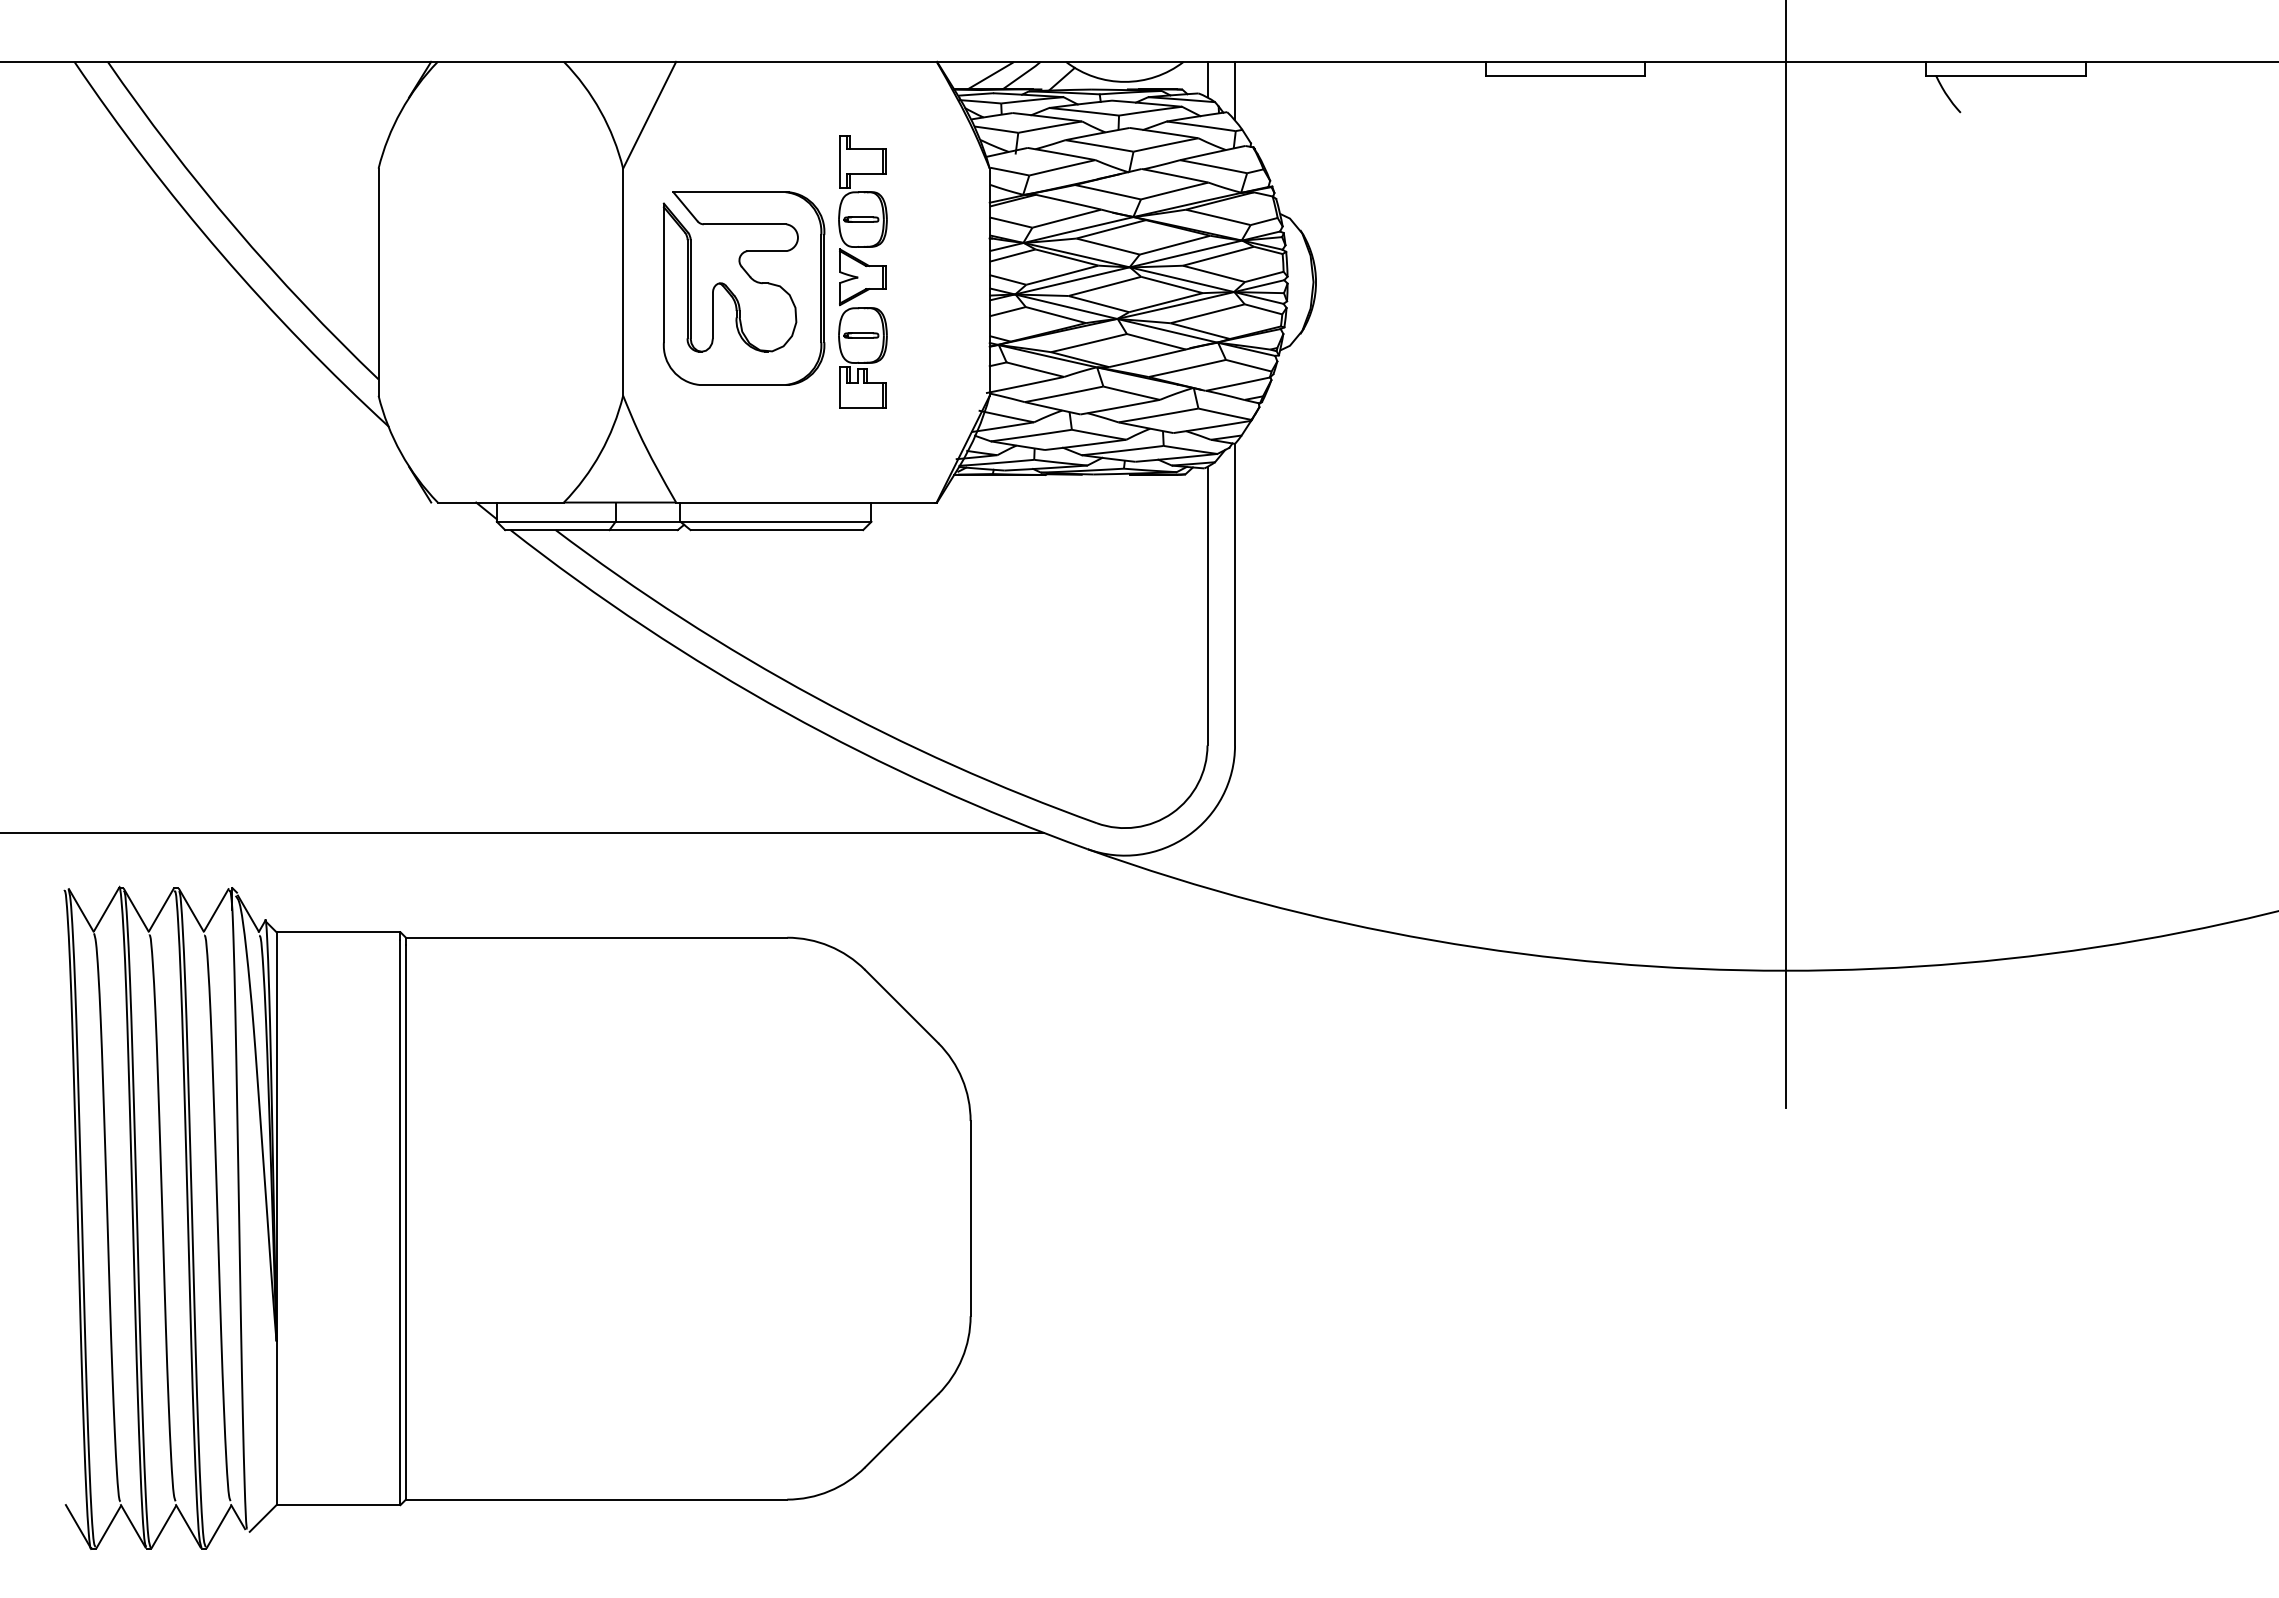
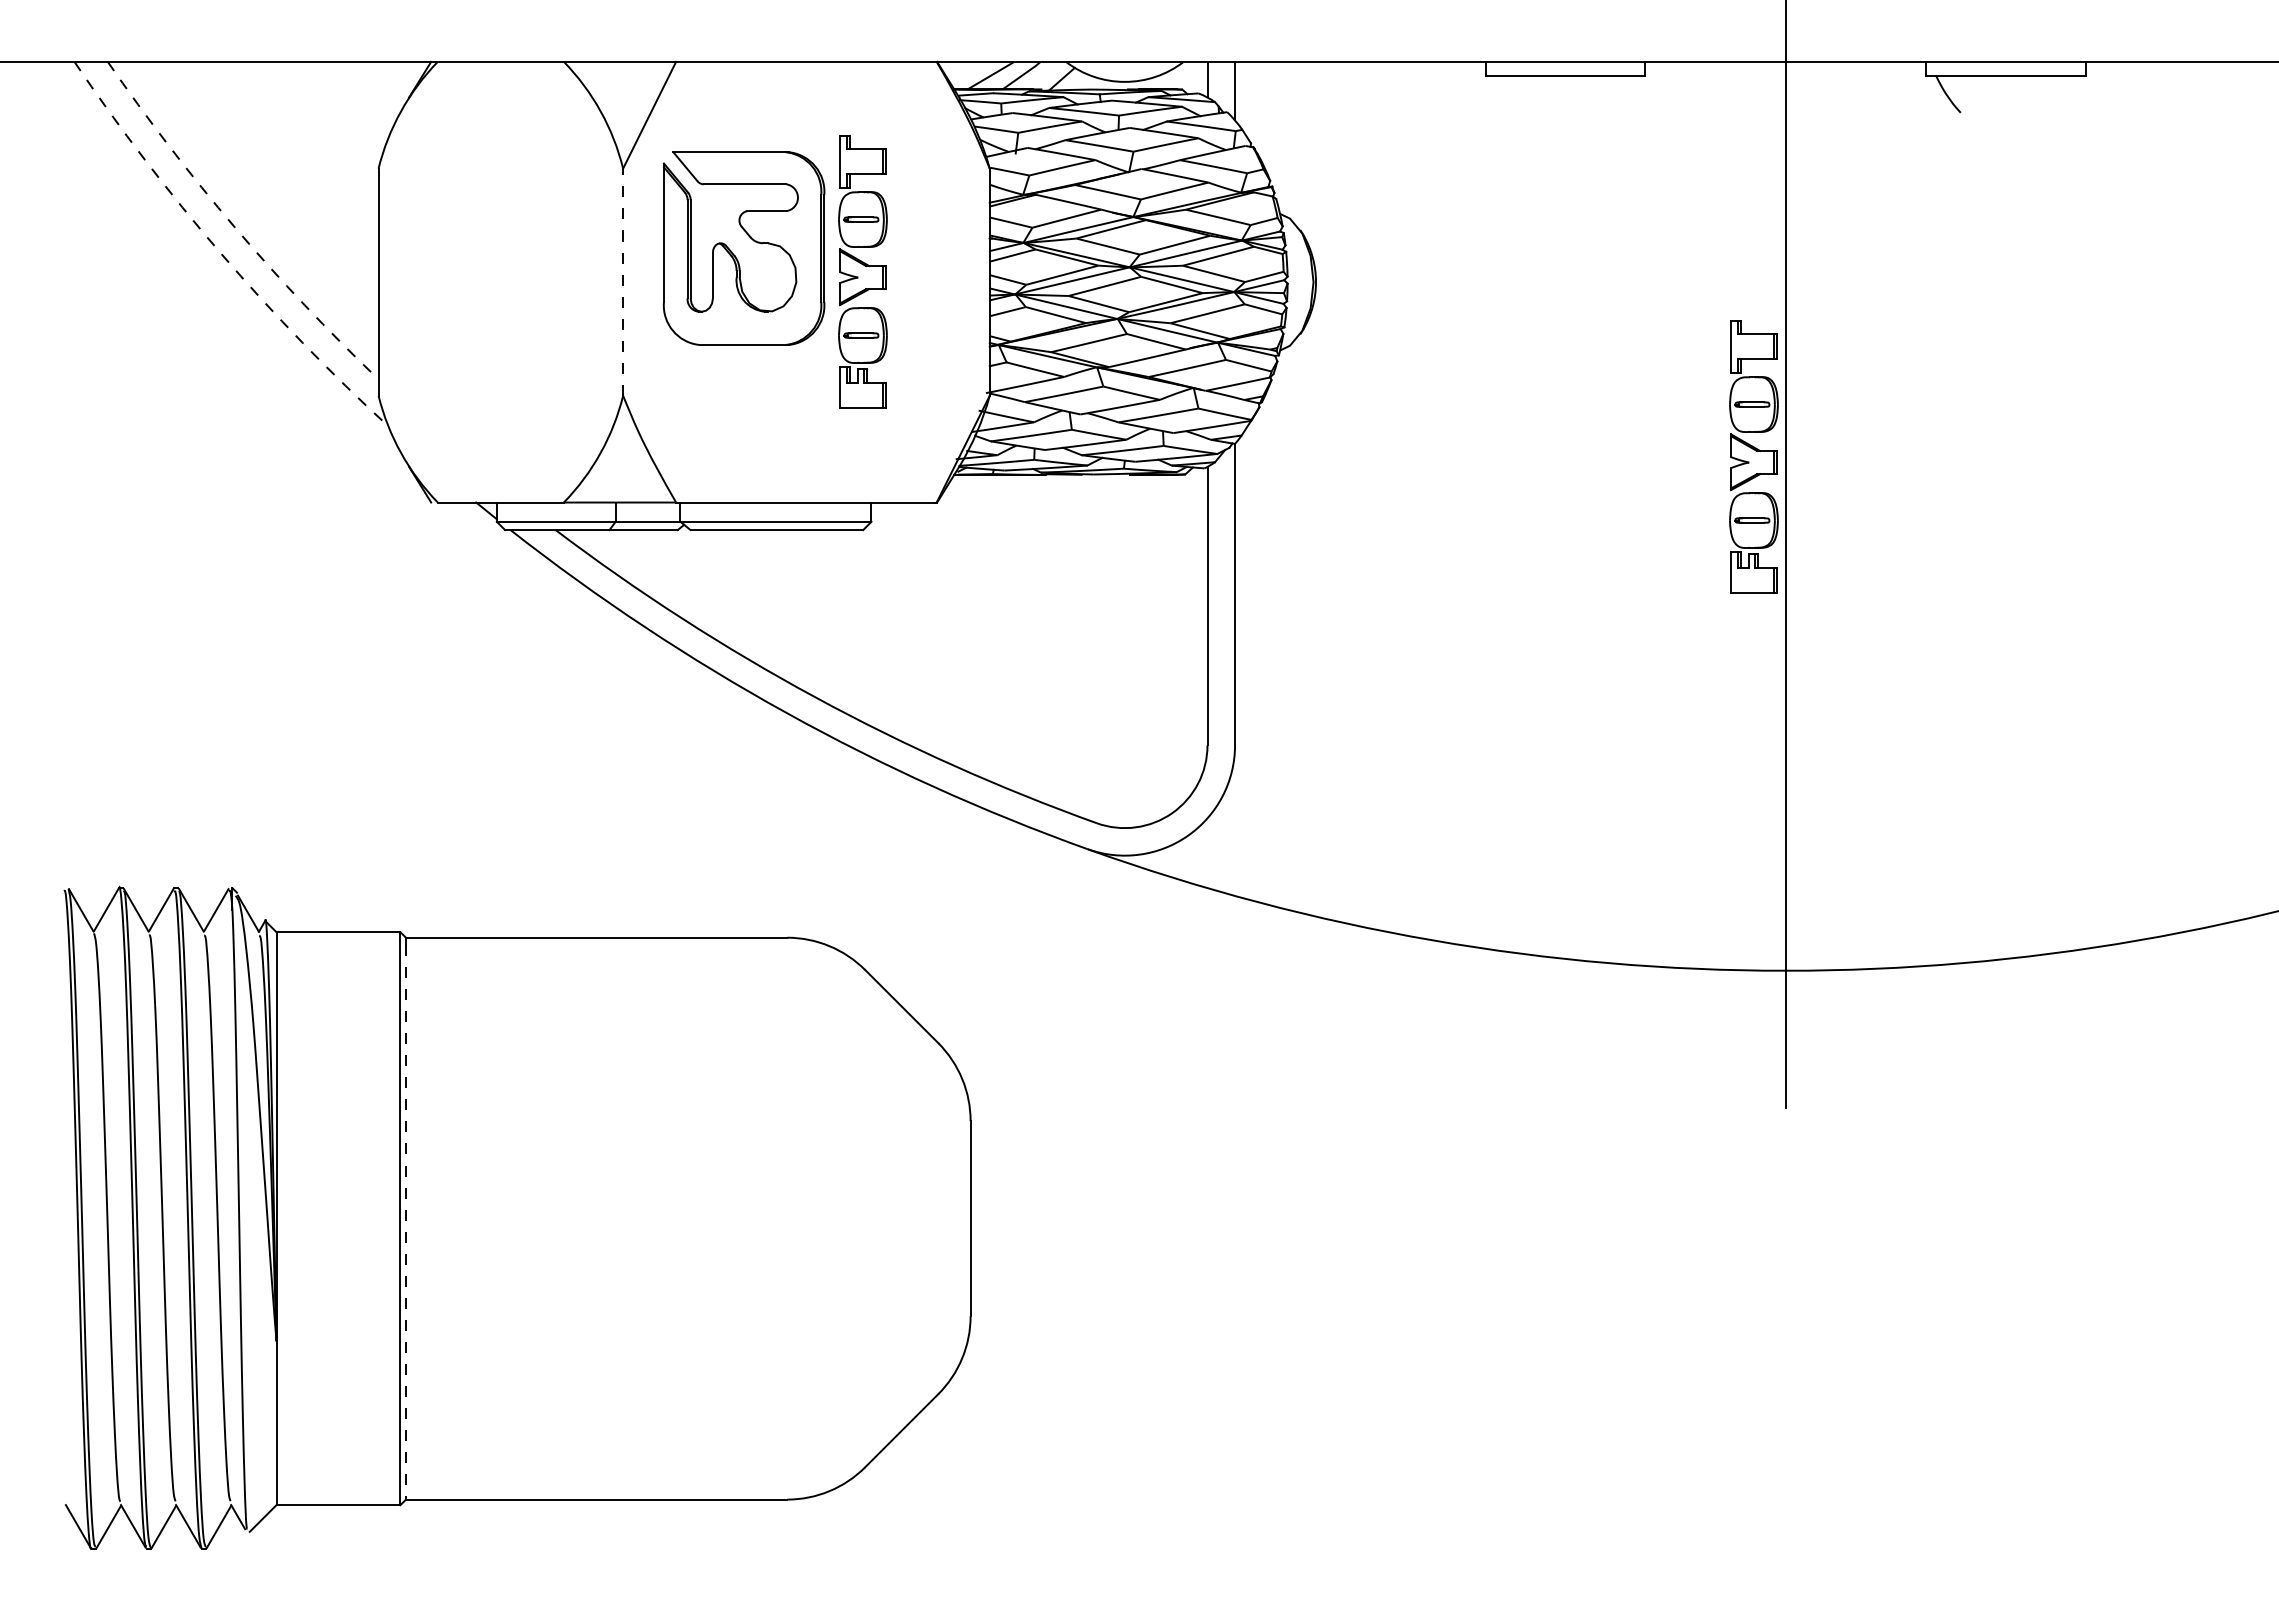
arc: solid -> dashed (235, 227)
arc: solid -> dashed (221, 253)
line: solid -> dashed (623, 282)
part position: (735, 295) -> (735, 255) (735, 255)
part: none -> present (1753, 456)
line: present -> none (523, 833)
line: solid -> dashed (405, 1222)
